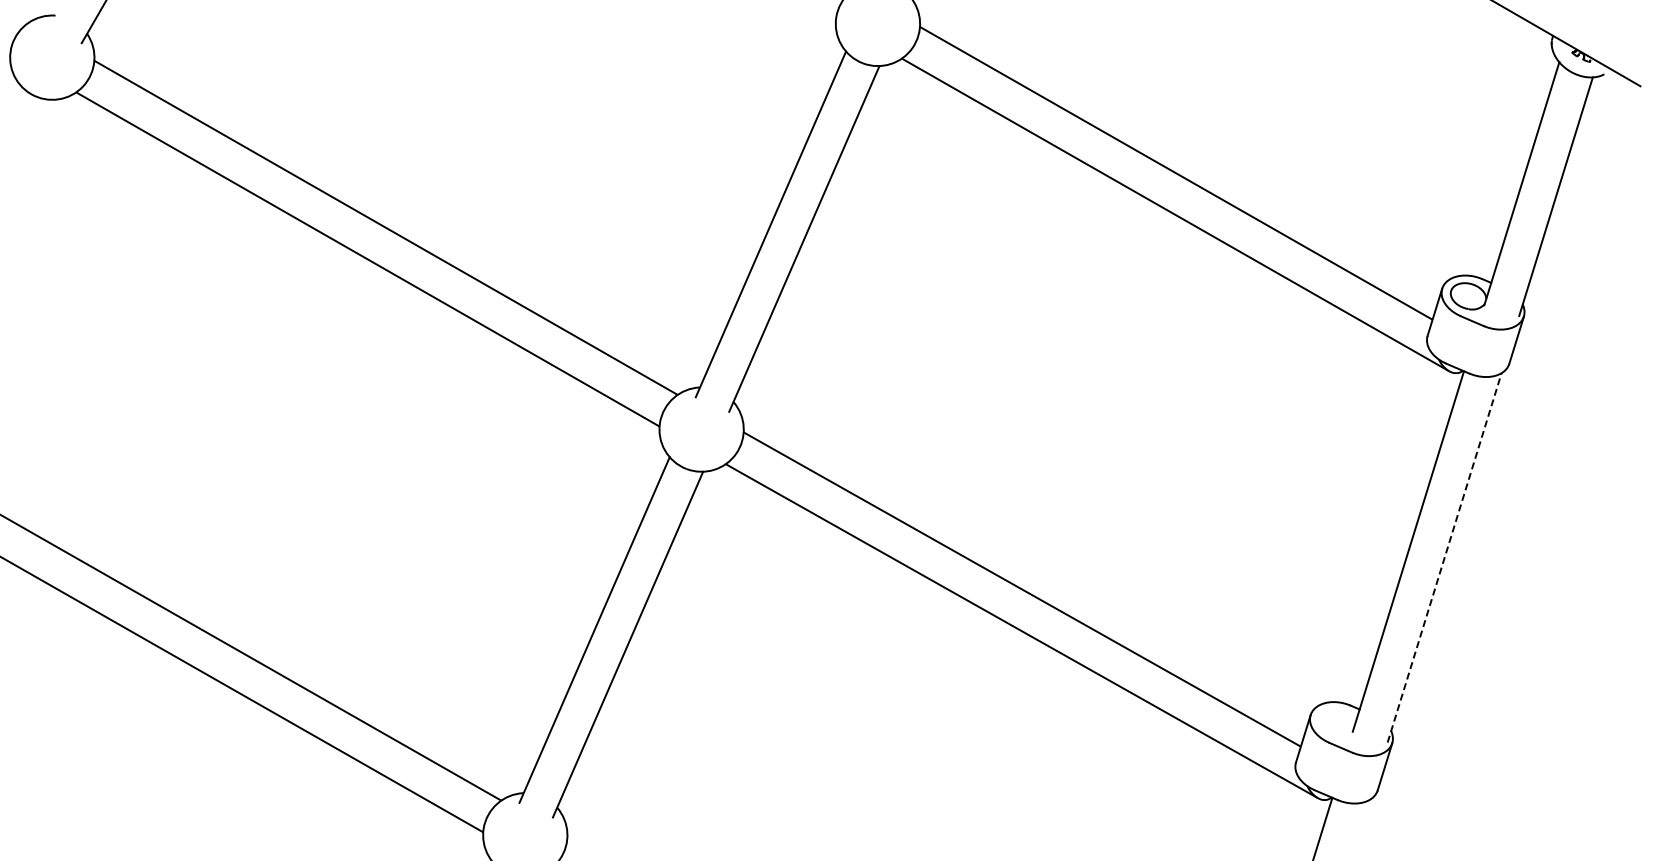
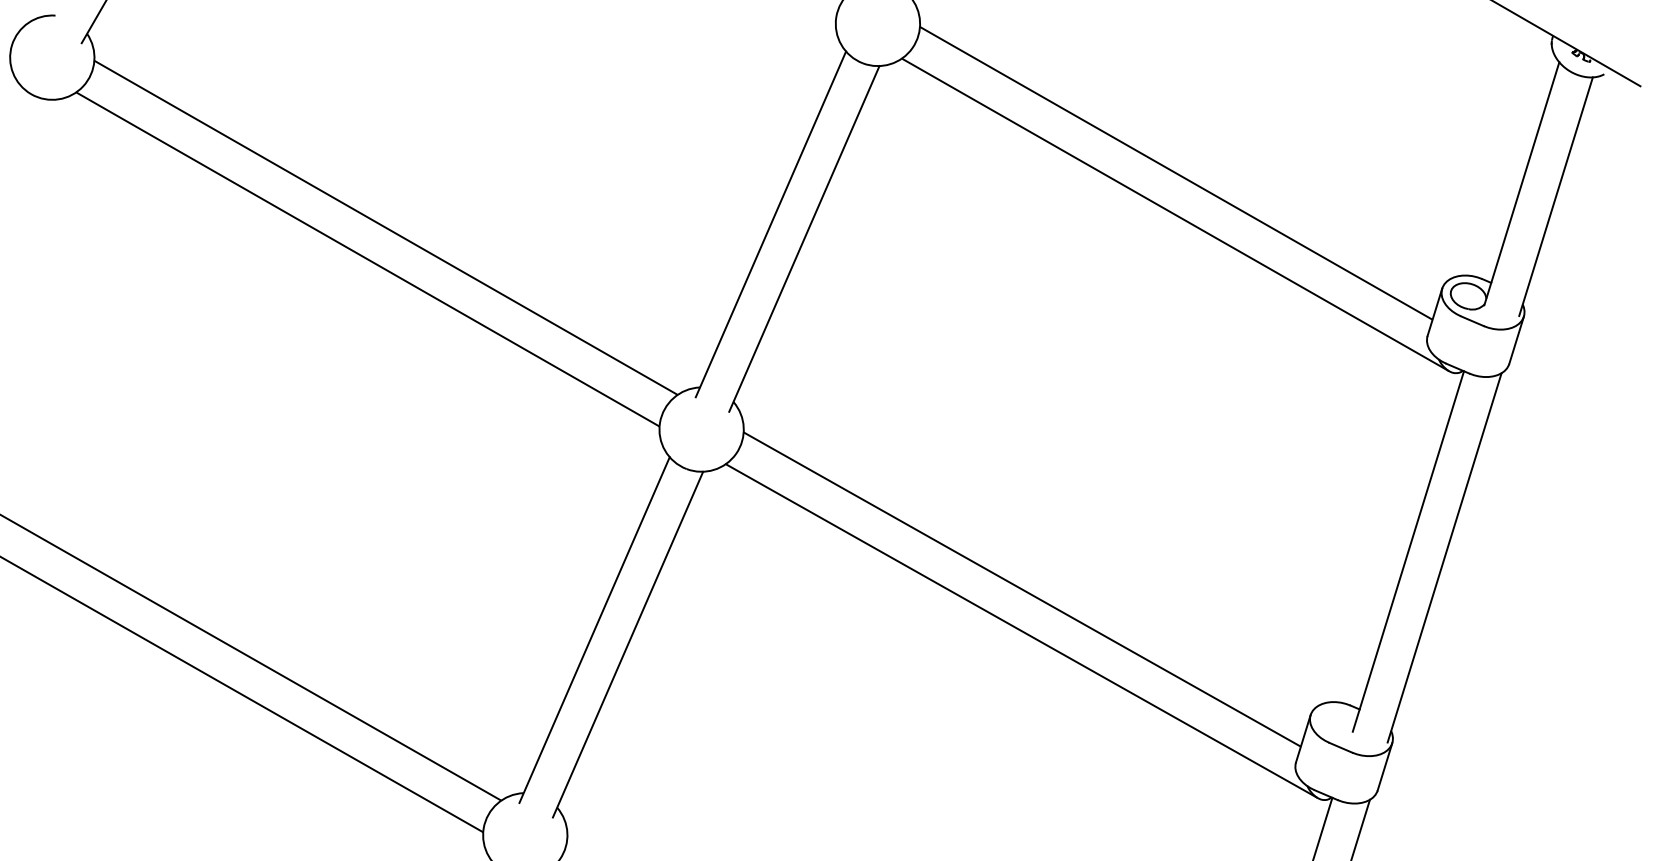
line: dashed -> solid (1444, 557)
line: none -> present (1360, 828)
